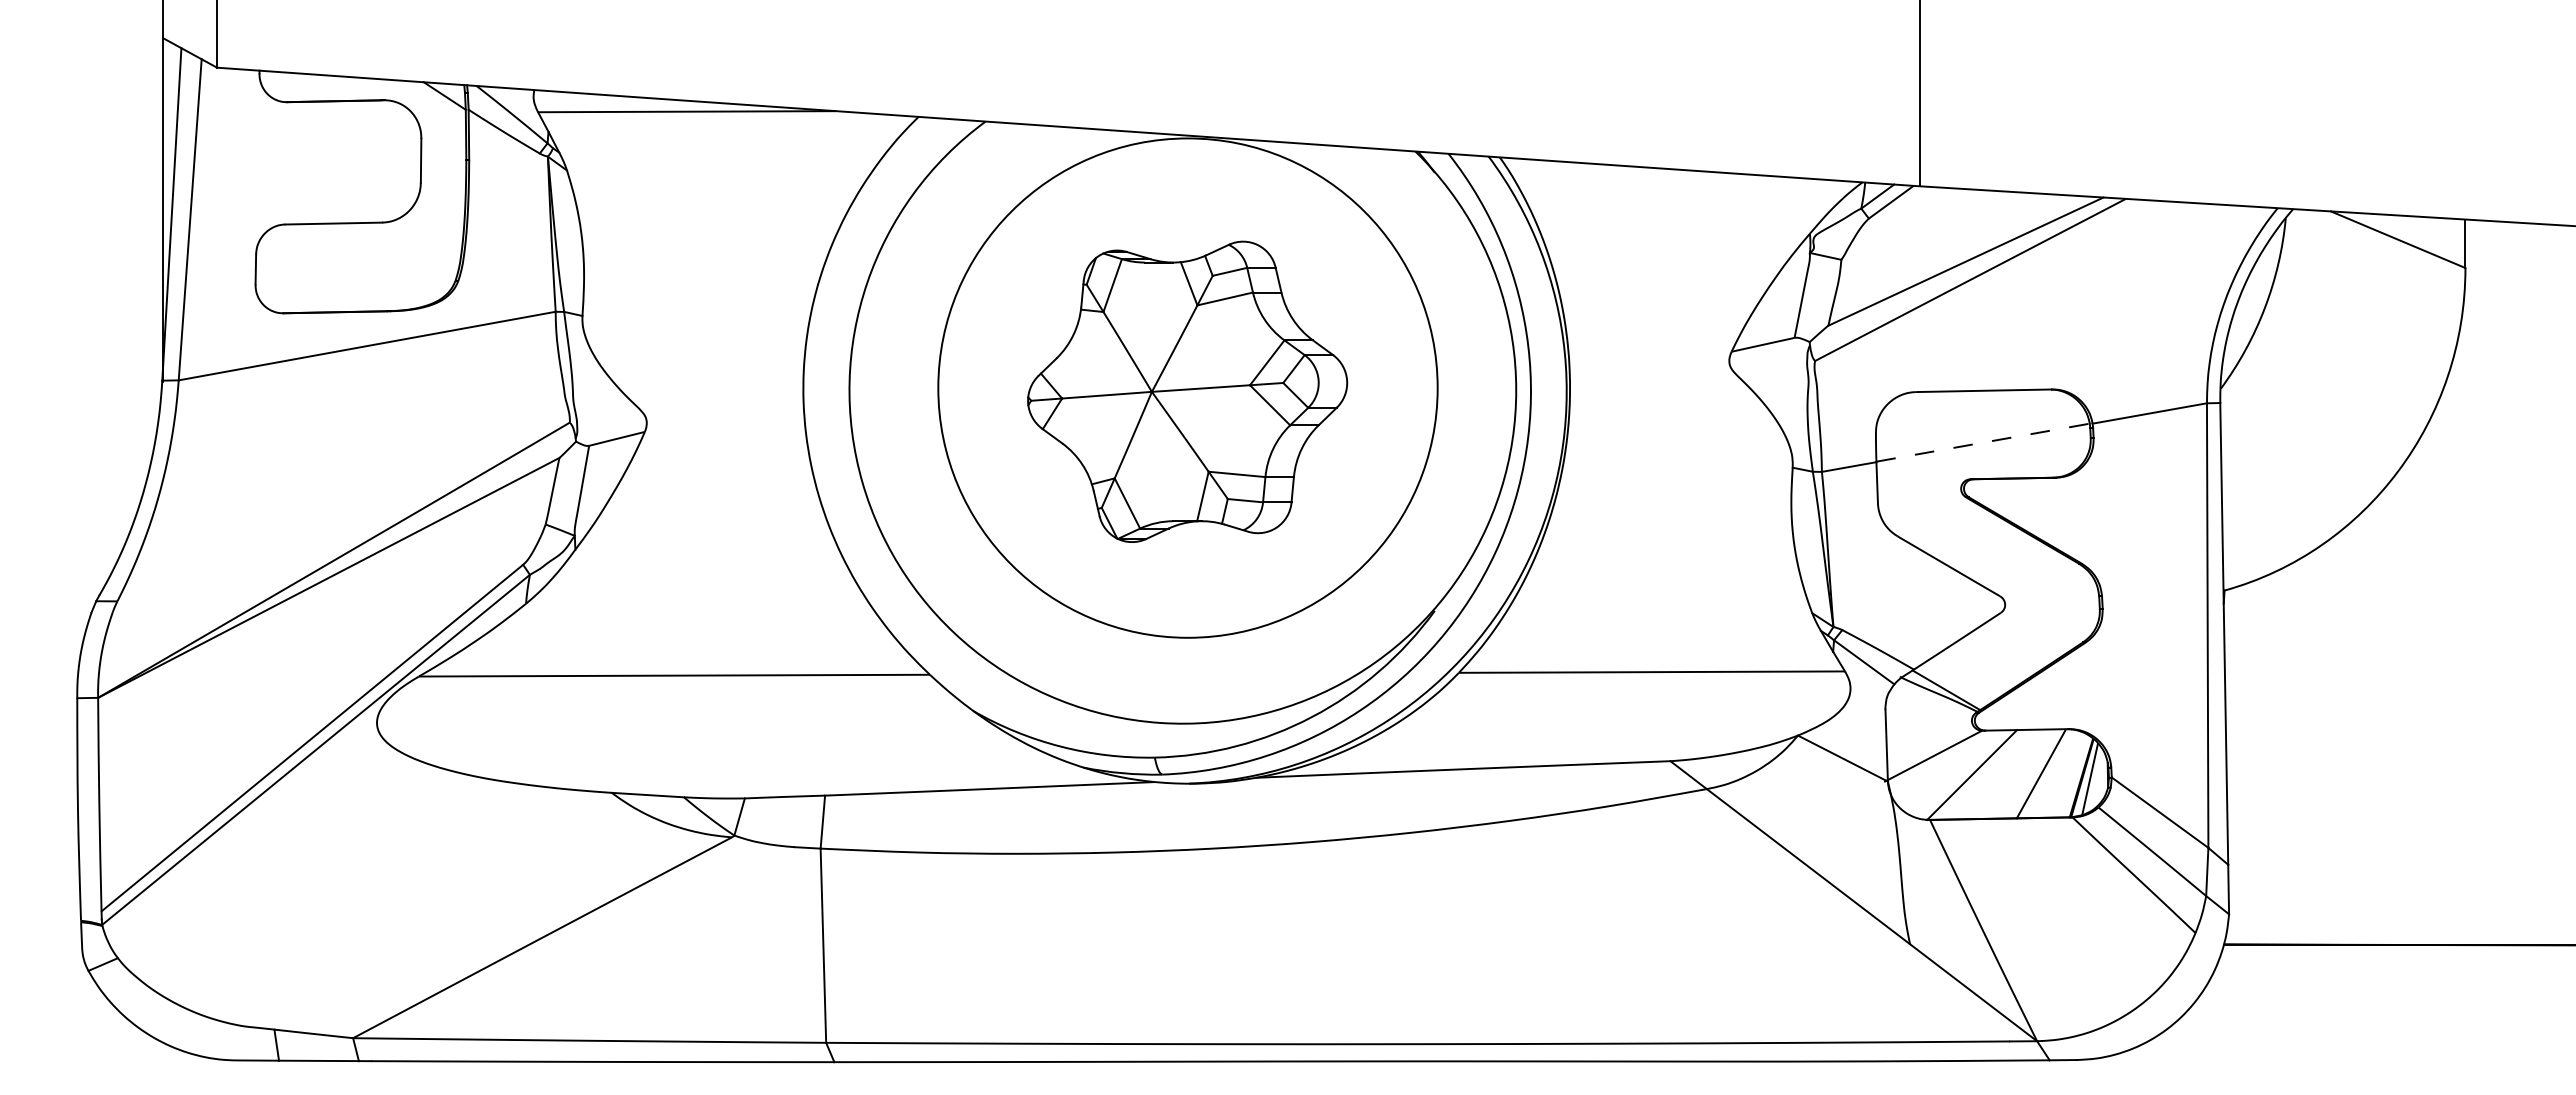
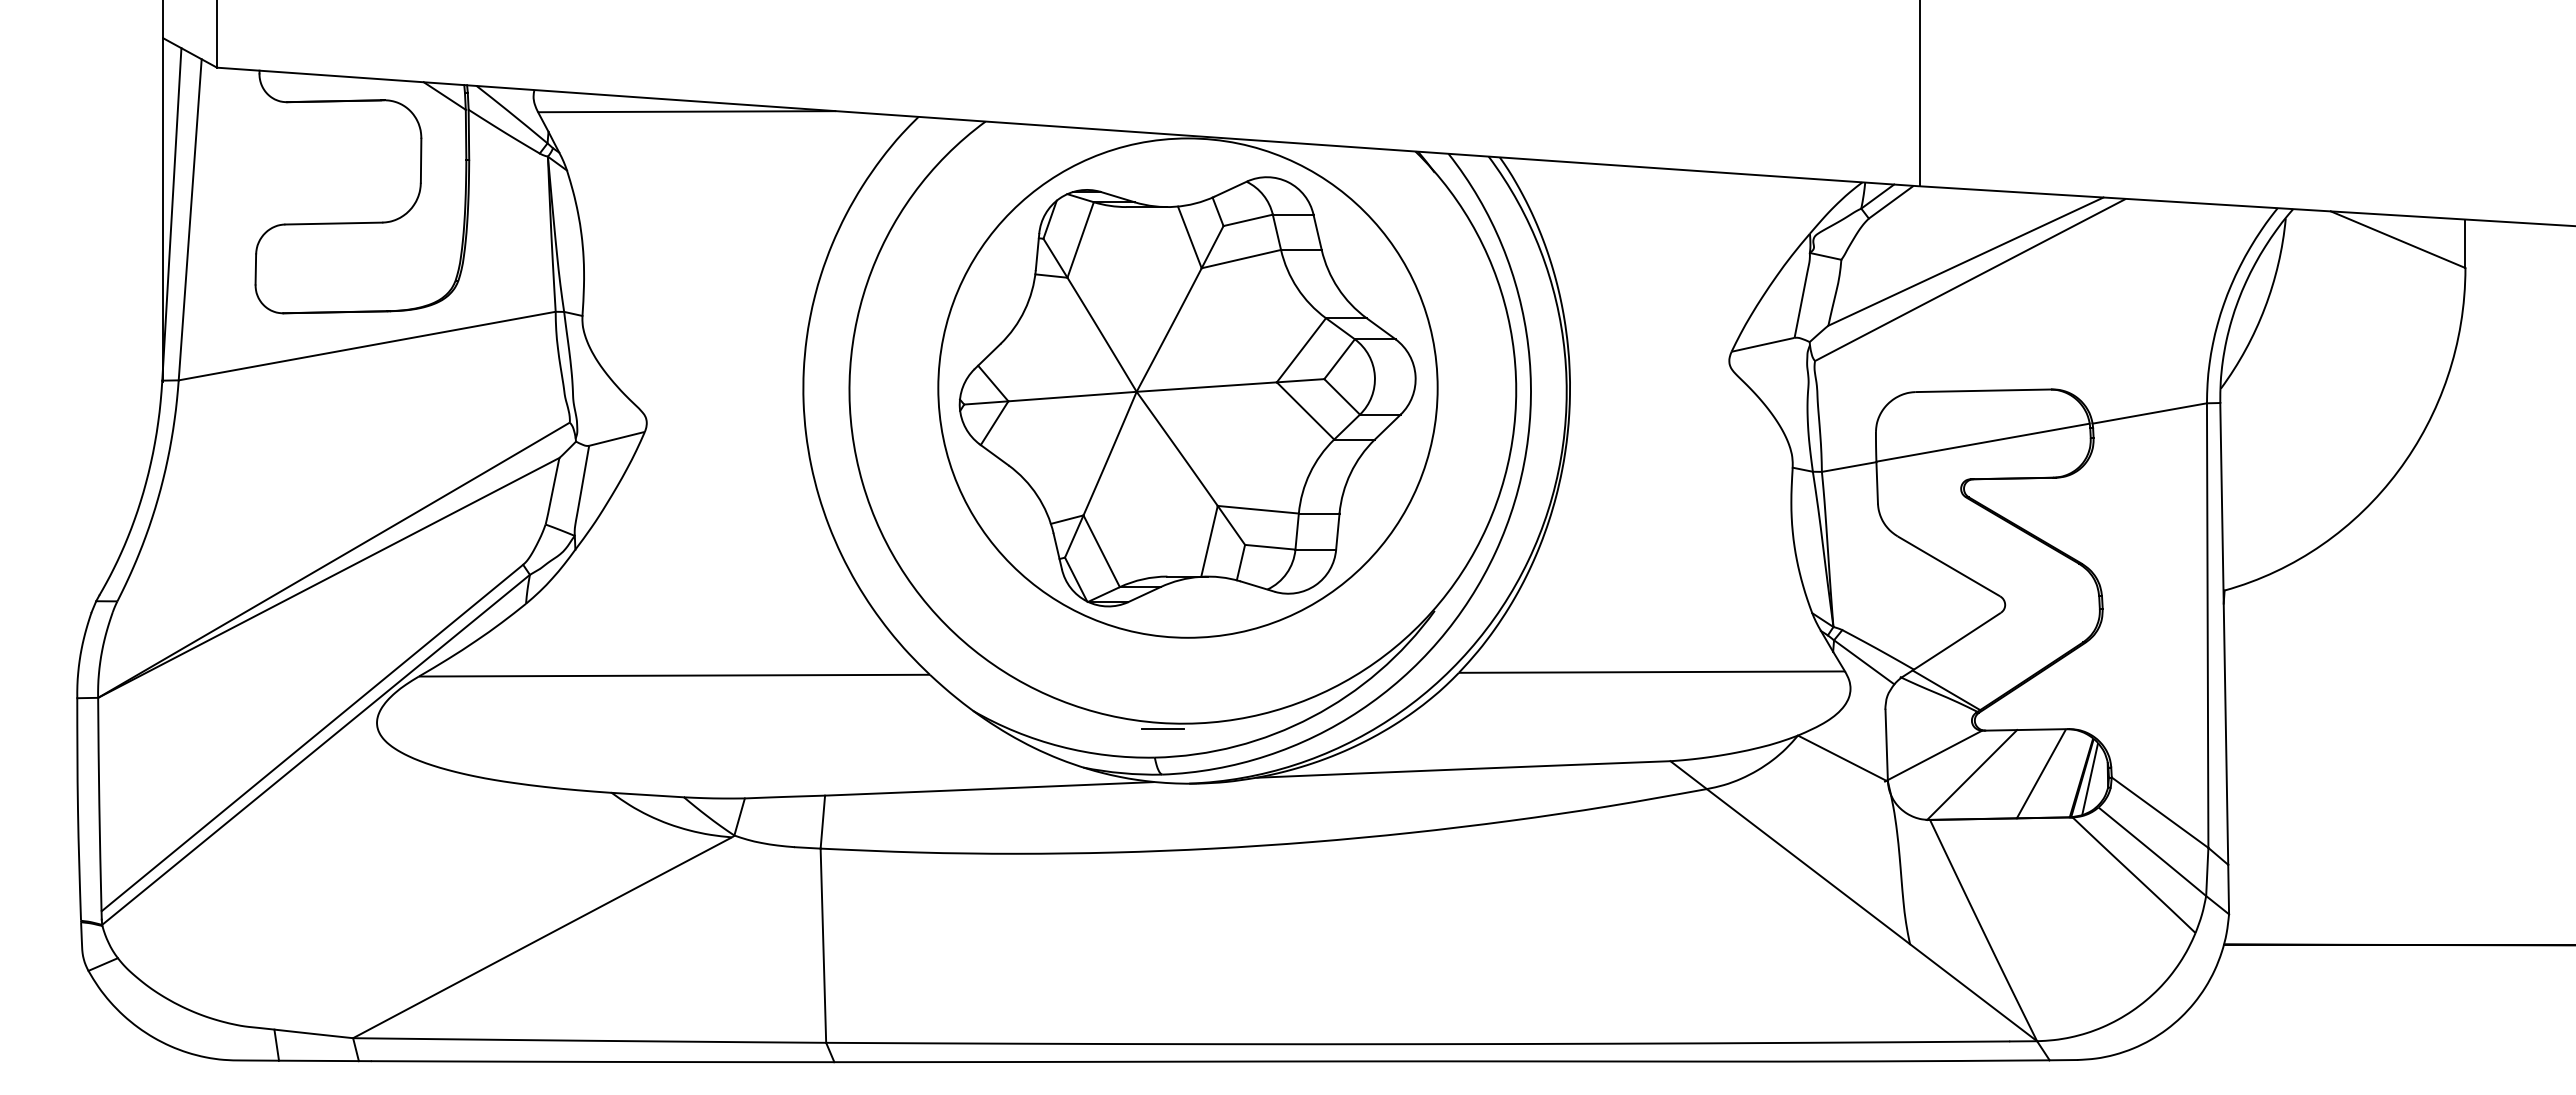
part size: 322x303 px -> 459x432 px (1187, 391)
line: dashed -> solid (1982, 442)
line: none -> present (1162, 729)
